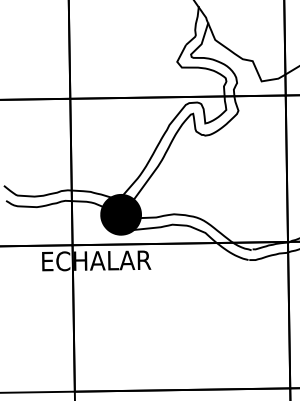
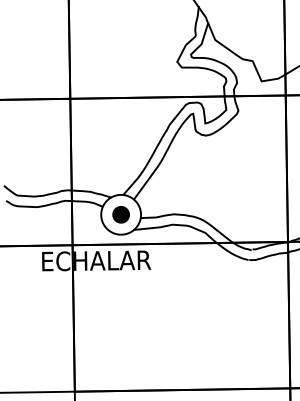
fill: present -> none (121, 214)
